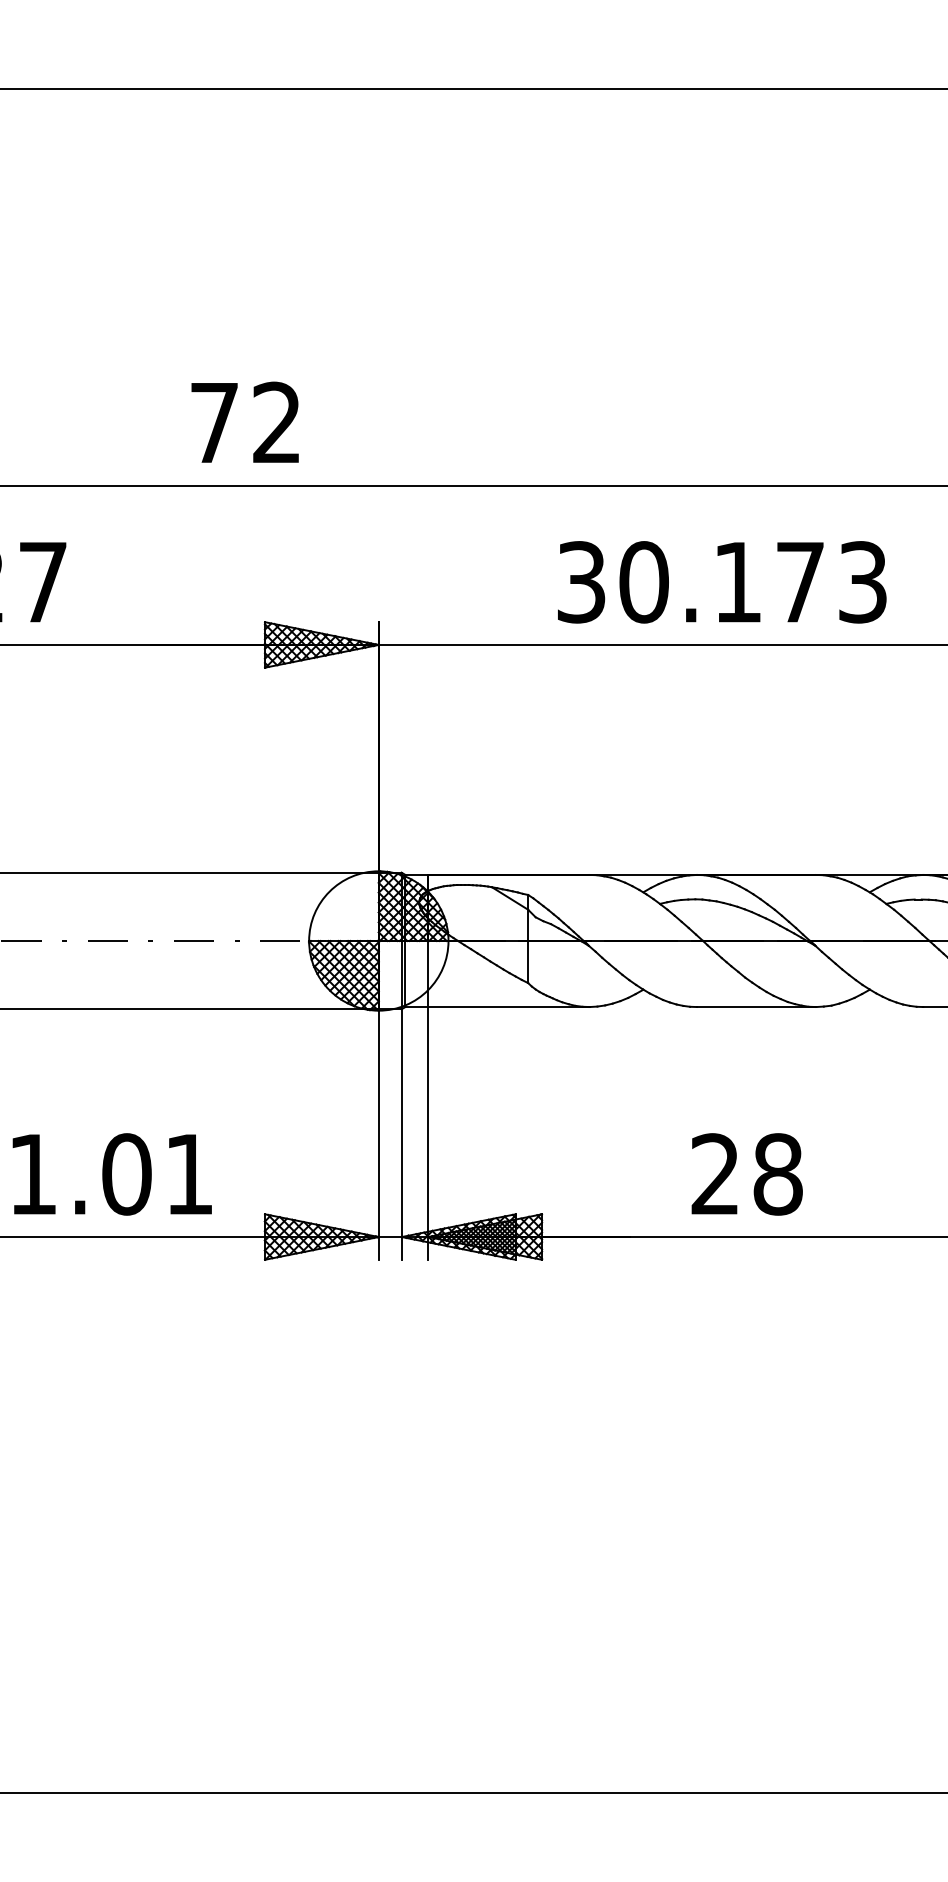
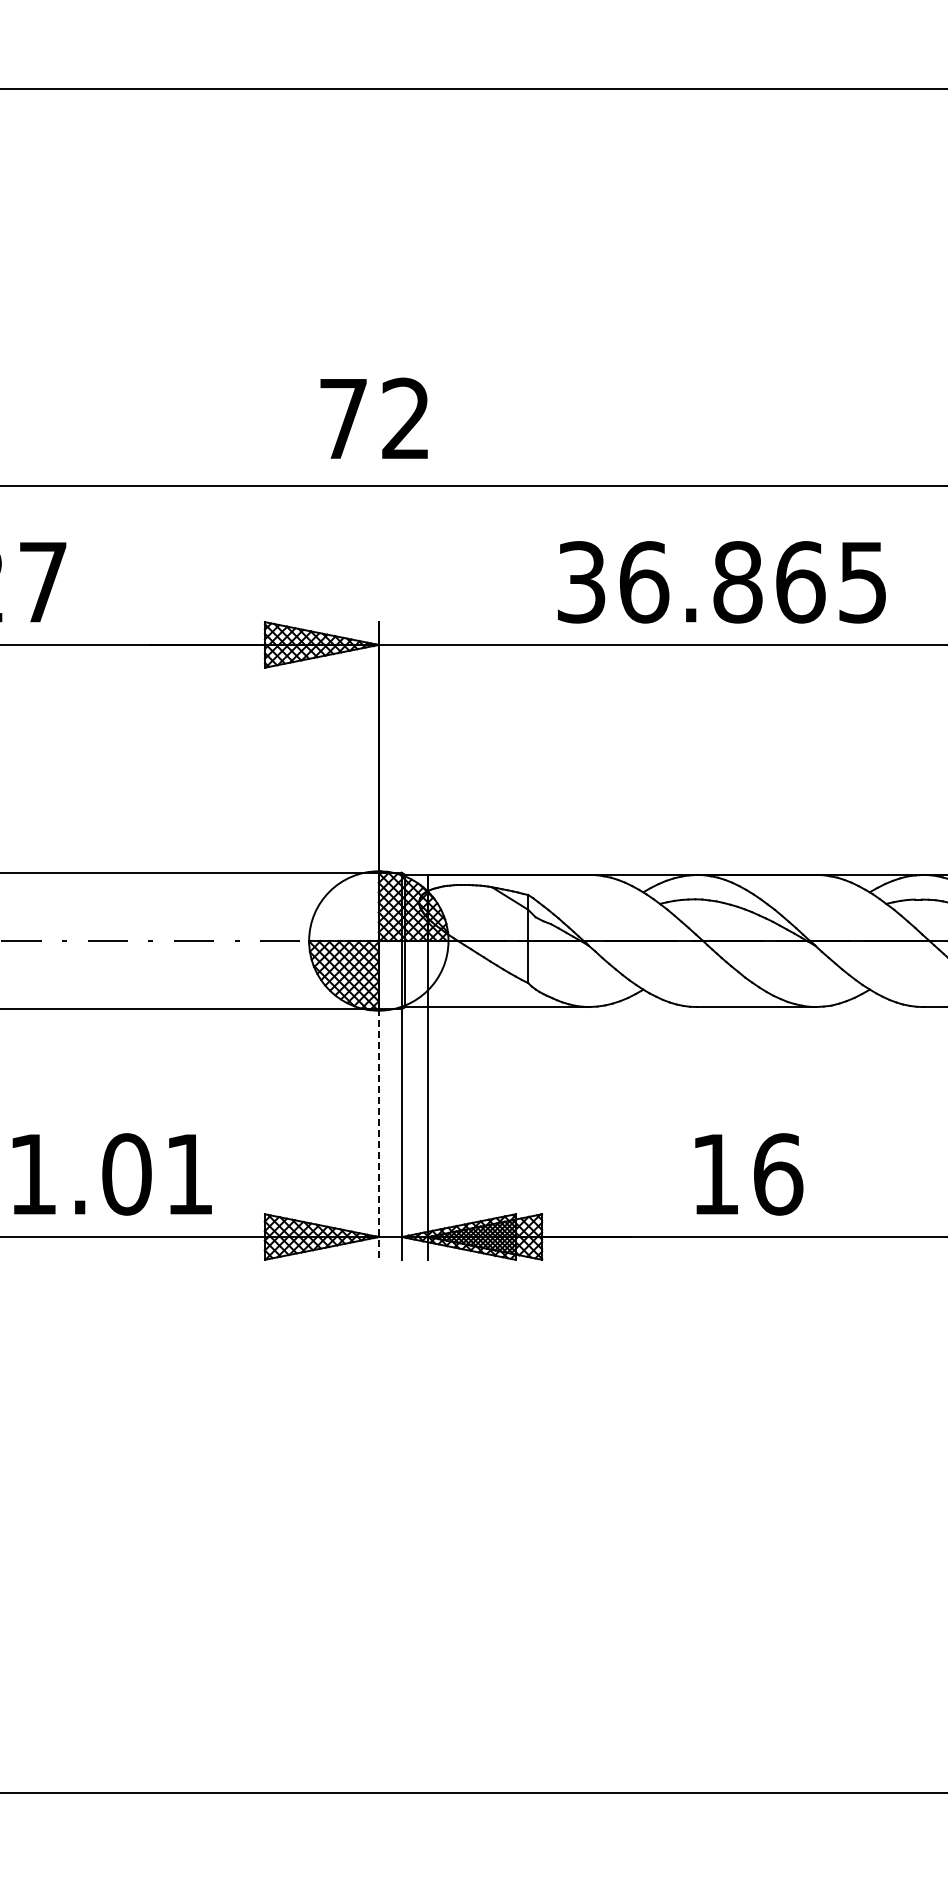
text position: (244, 421) -> (373, 417) (373, 417)
text: 30.173 -> 36.865 (752, 582)
line: solid -> dashed (378, 1135)
text: 28 -> 16 (747, 1174)
